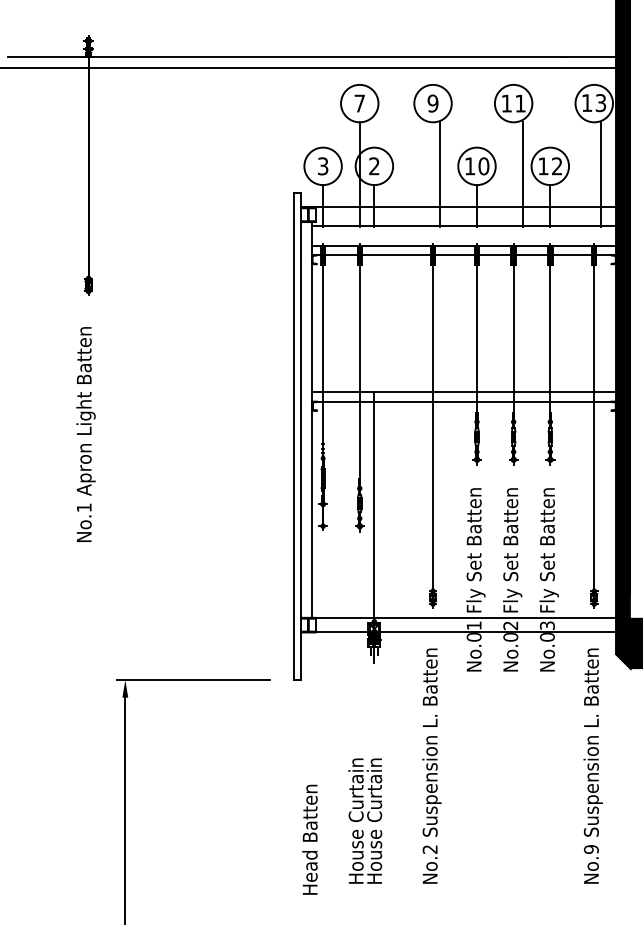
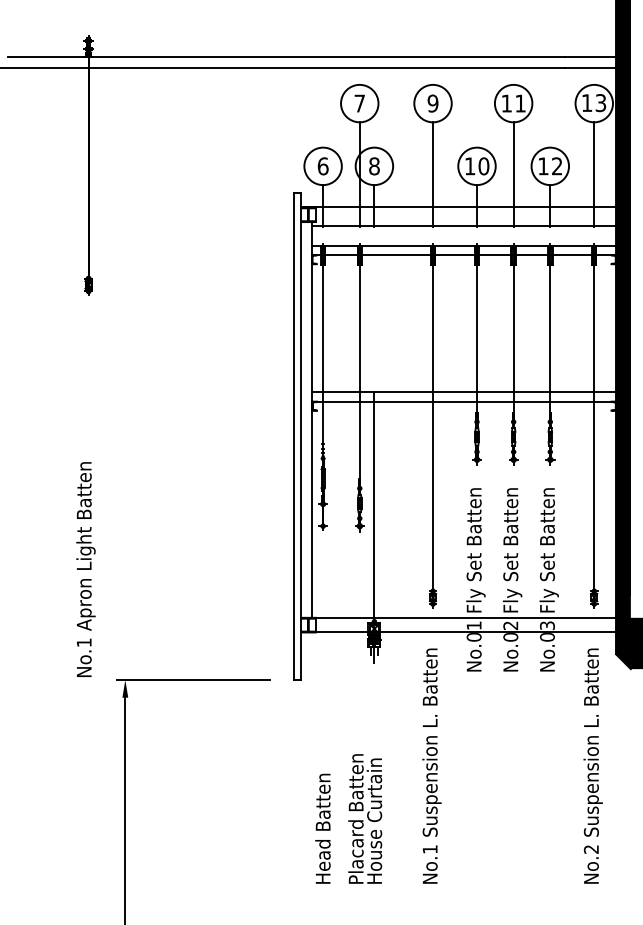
text: 3 -> 6 (322, 166)
text: 2 -> 8 (374, 166)
line position: (440, 174) -> (433, 174) (433, 174)
line position: (522, 174) -> (513, 174) (513, 174)
line position: (601, 174) -> (594, 174) (594, 174)
text position: (85, 434) -> (85, 569) (85, 569)
text: House Curtain -> Placard Batten (355, 817)
text position: (309, 839) -> (322, 828) (322, 828)
text: No.2 -> No.1 (429, 849)
text: No.9 -> No.2 (591, 849)
